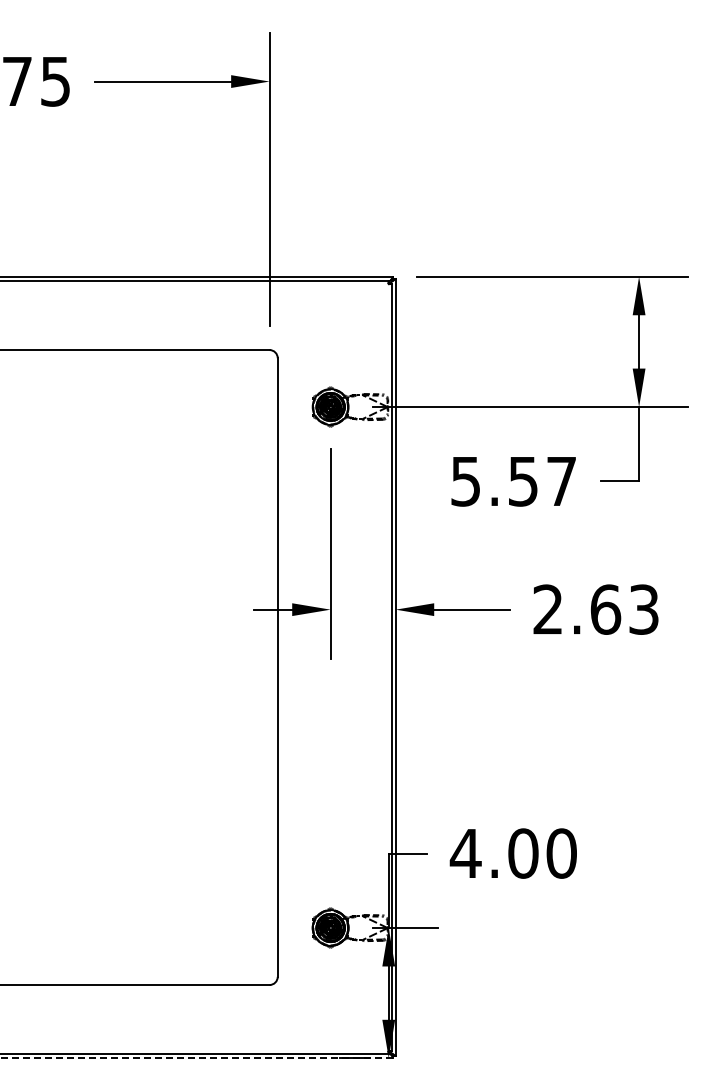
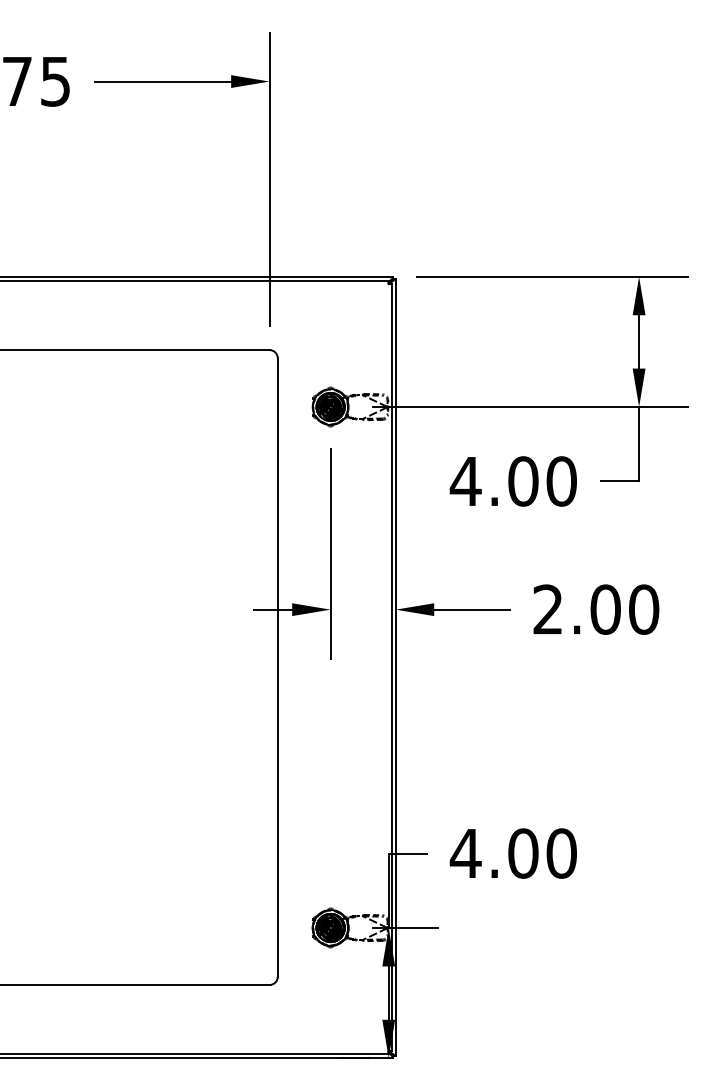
text: 5.57 -> 4.00 (512, 481)
text: 2.63 -> 2.00 (624, 609)
line: dashed -> solid (196, 1058)
